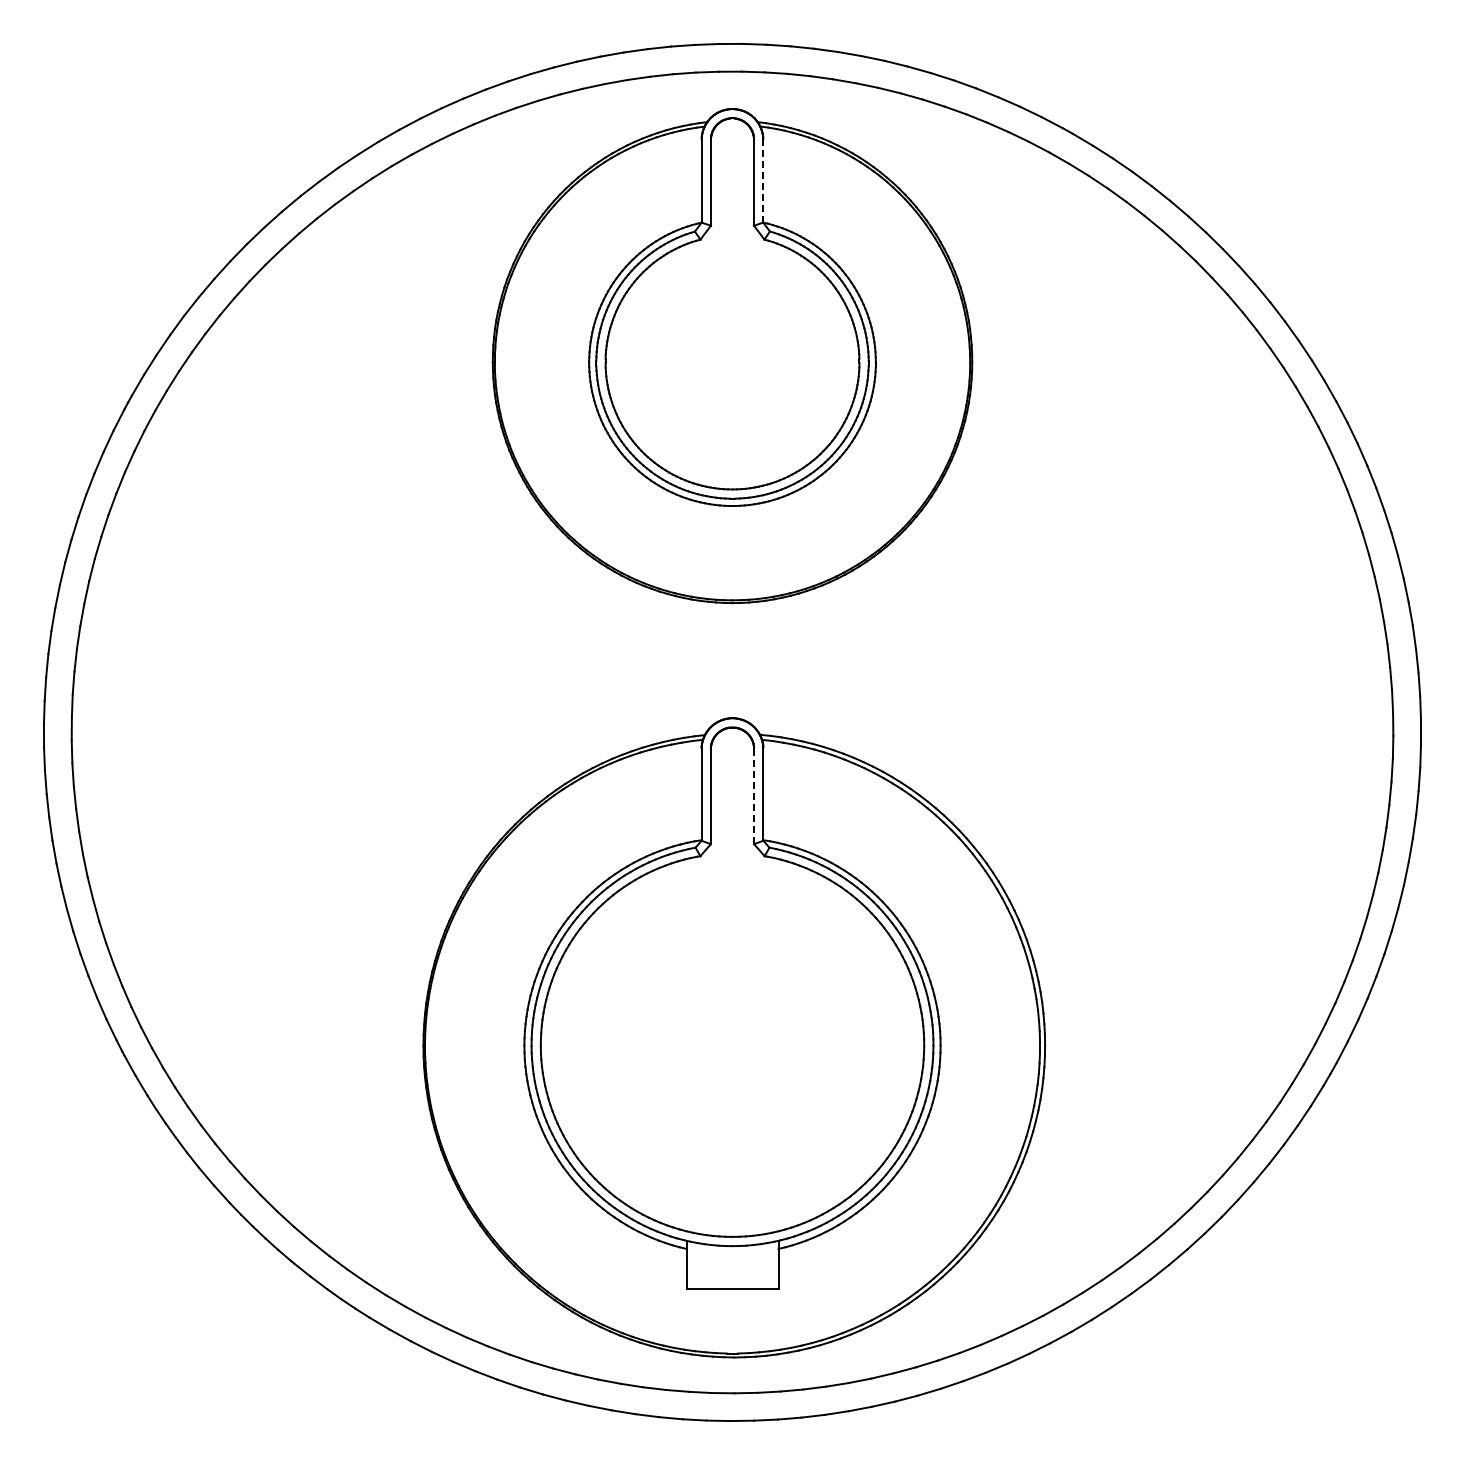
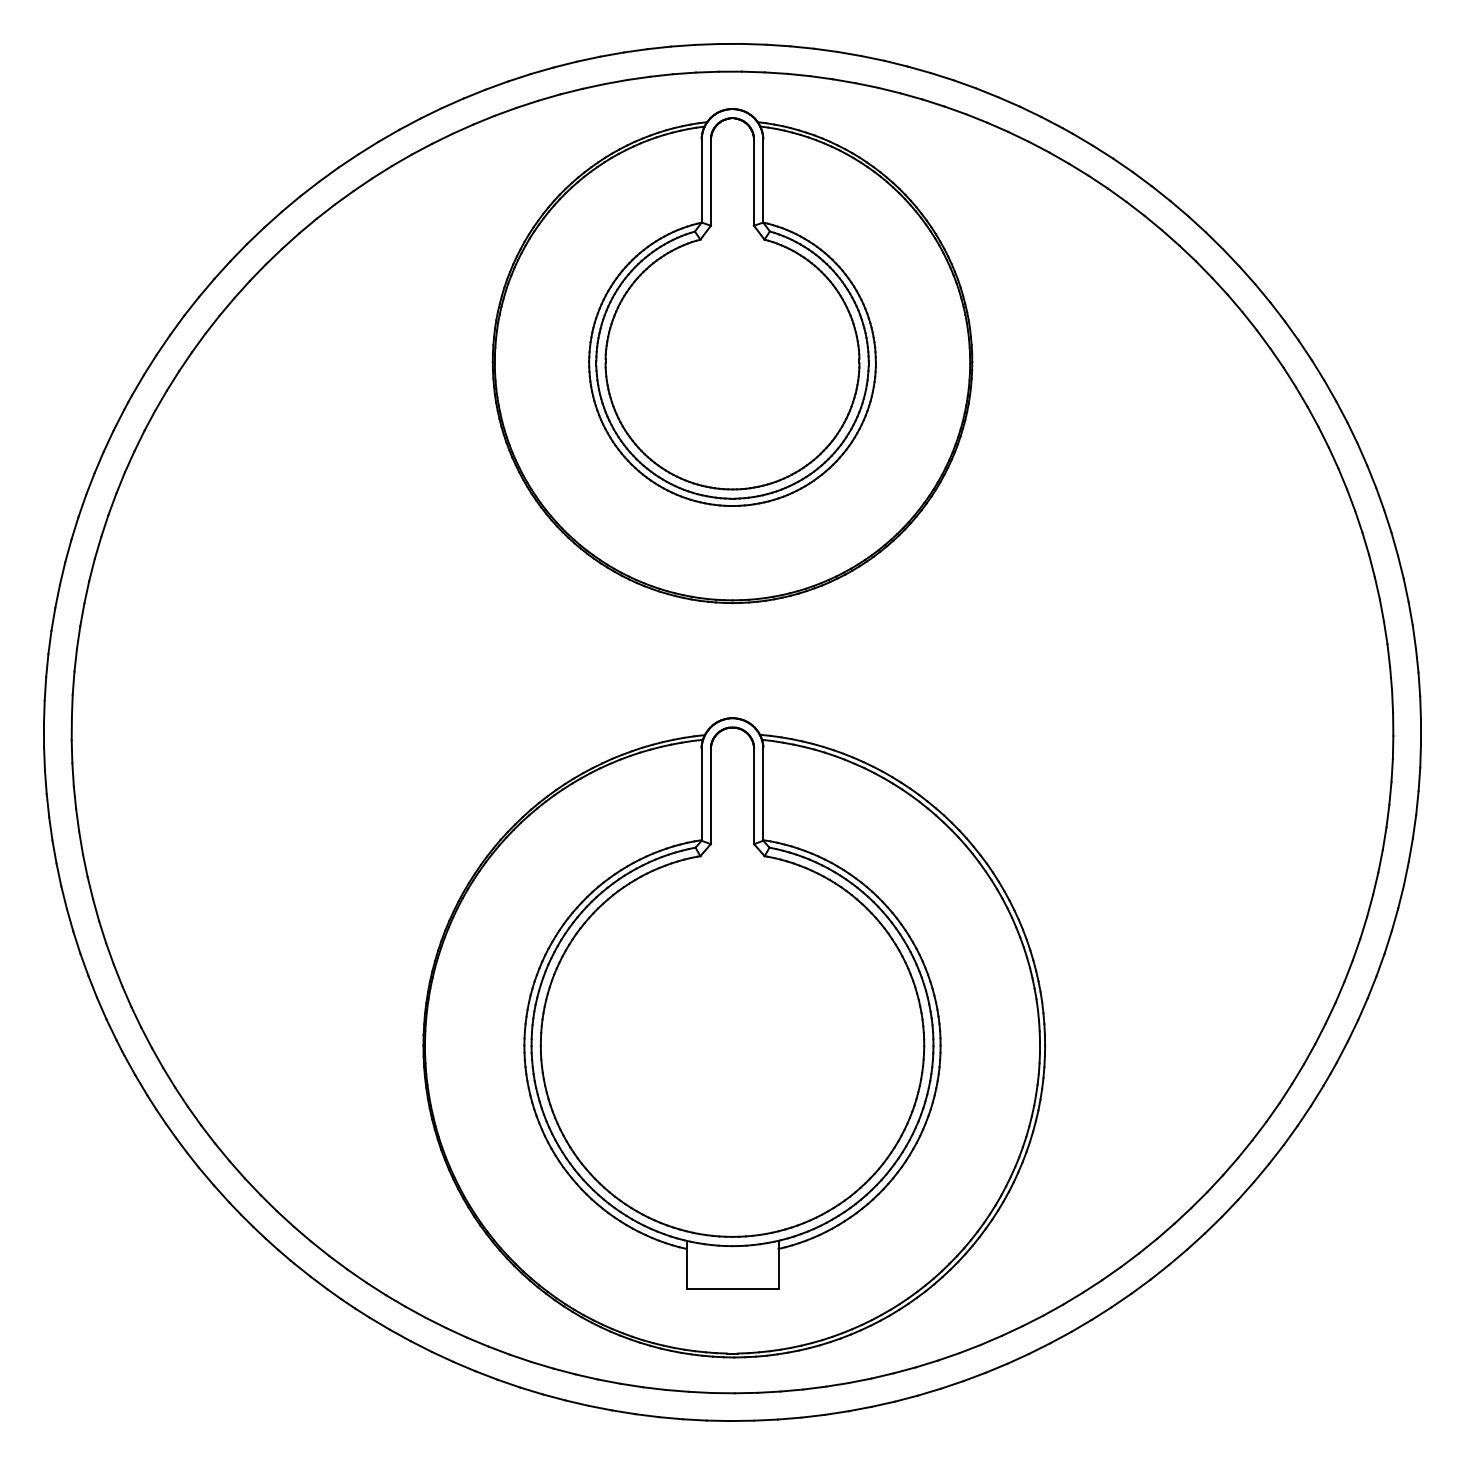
line: dashed -> solid (763, 180)
line: dashed -> solid (754, 797)
